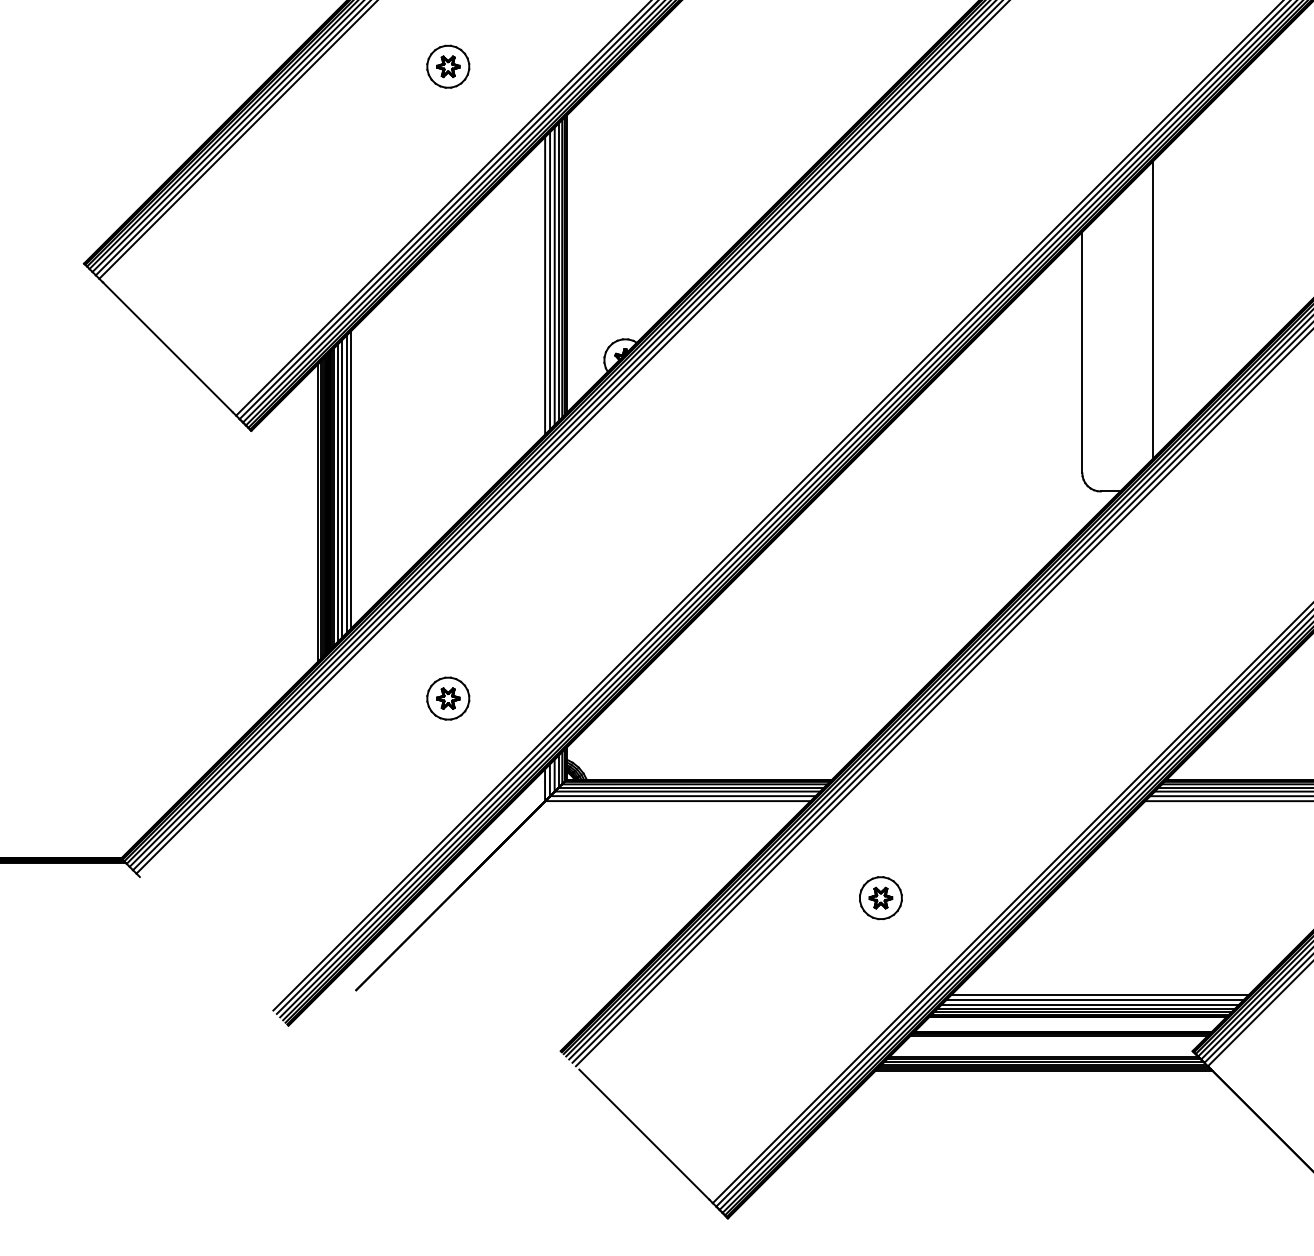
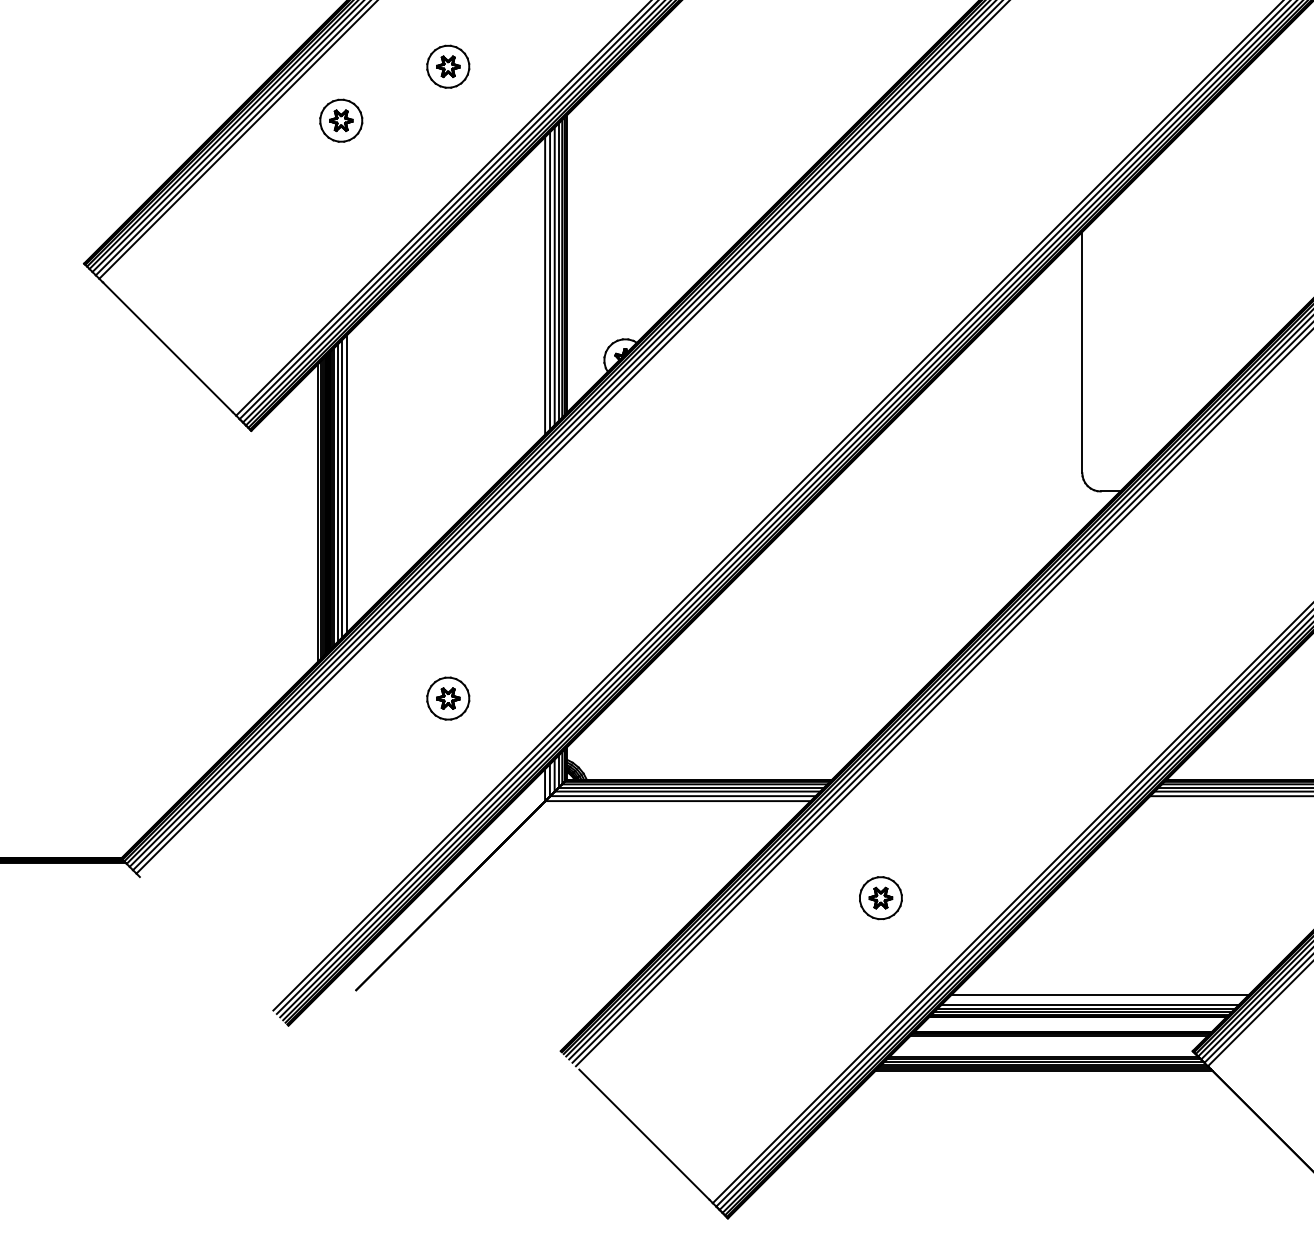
part: none -> present (341, 120)
line: present -> none (1153, 309)
line: present -> none (351, 479)
line: present -> none (1227, 801)
line: present -> none (1094, 999)
